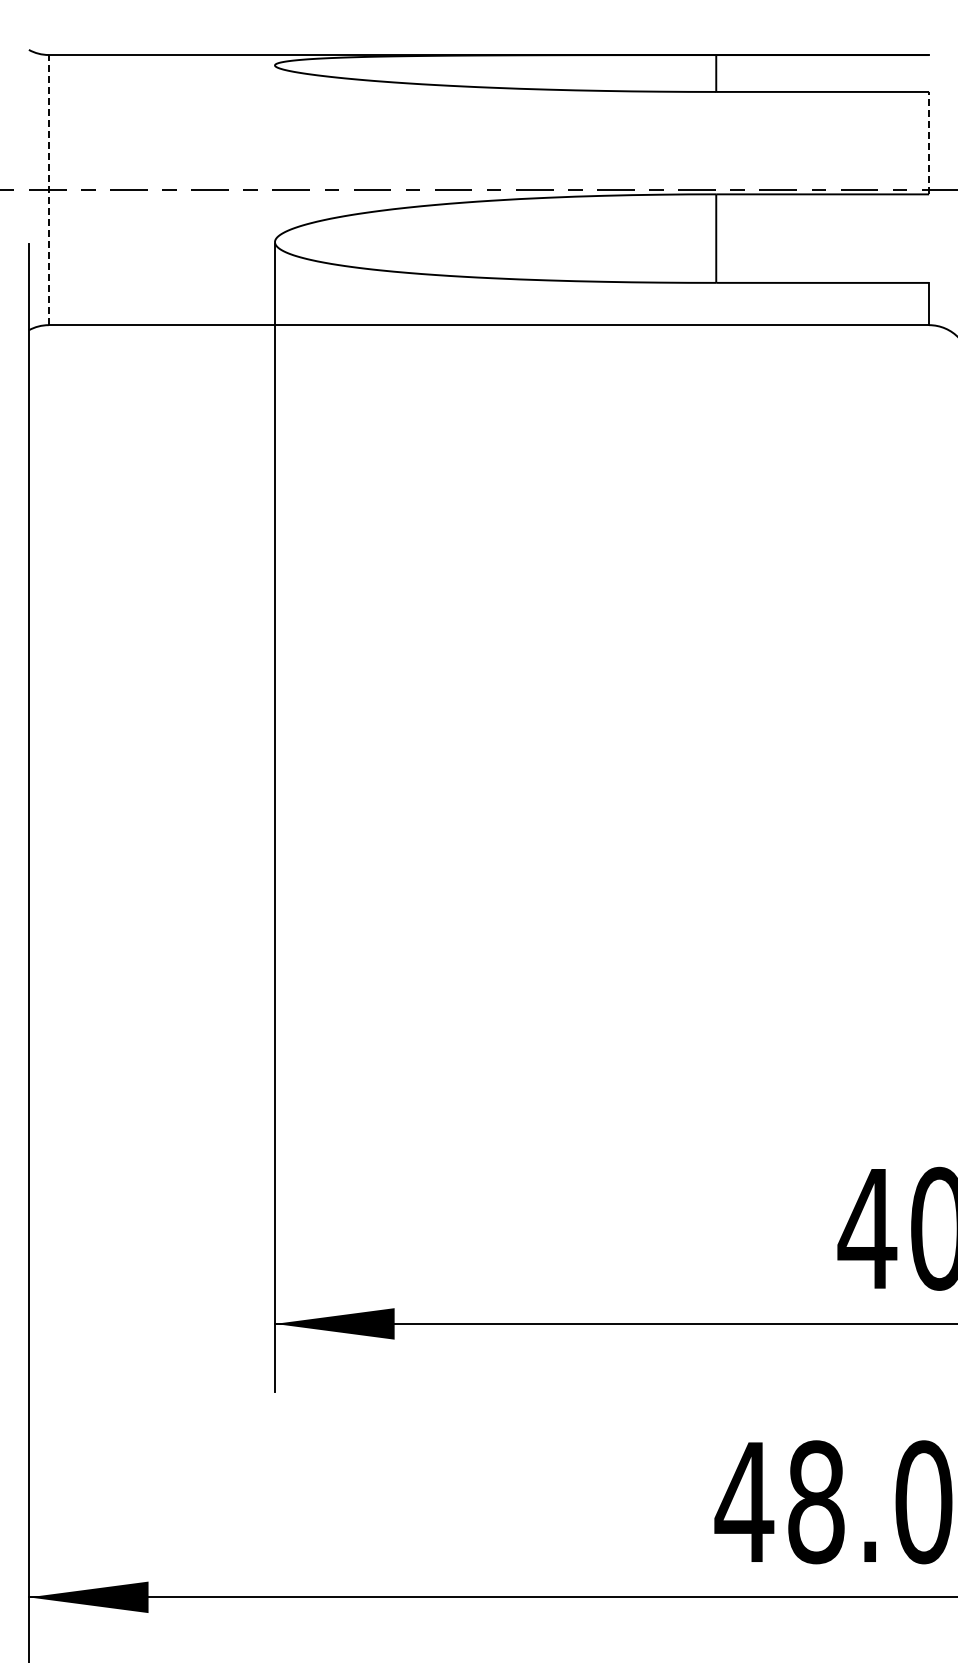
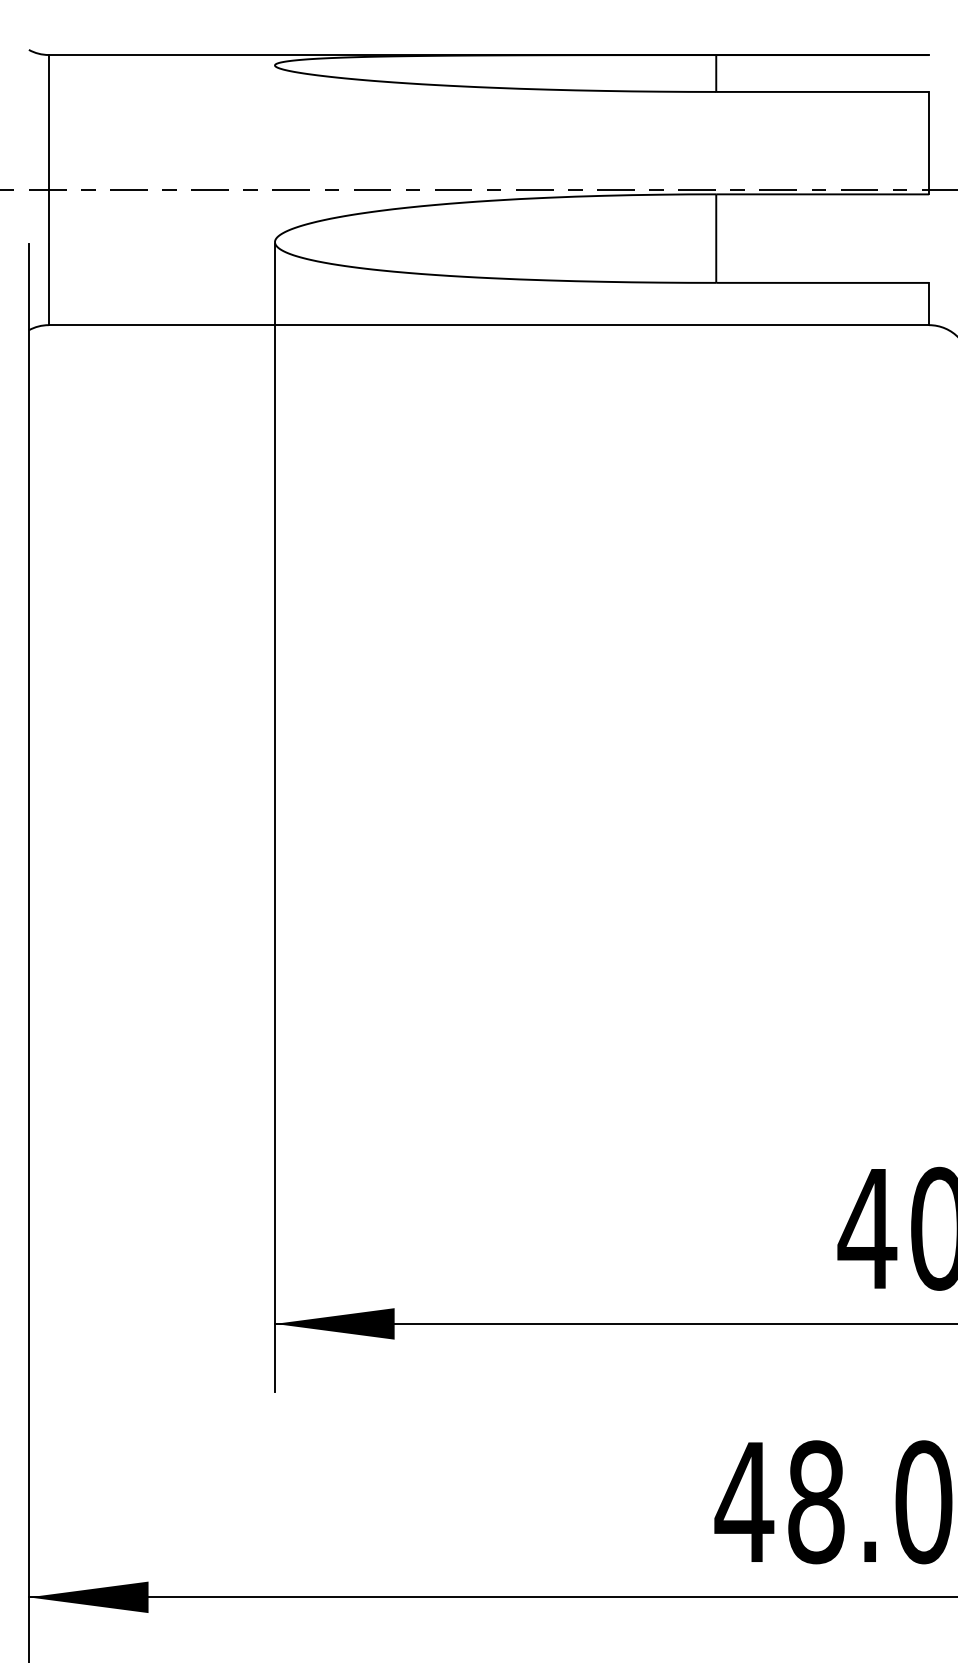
line: dashed -> solid (929, 142)
line: dashed -> solid (48, 189)
